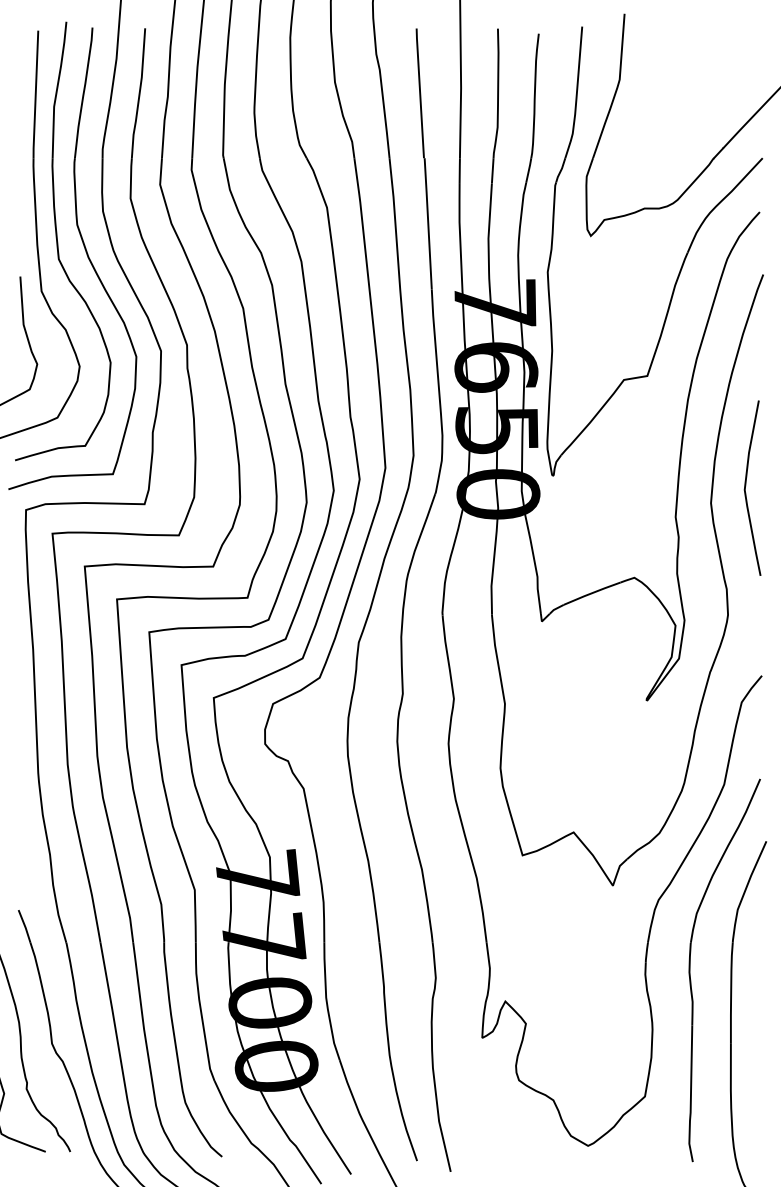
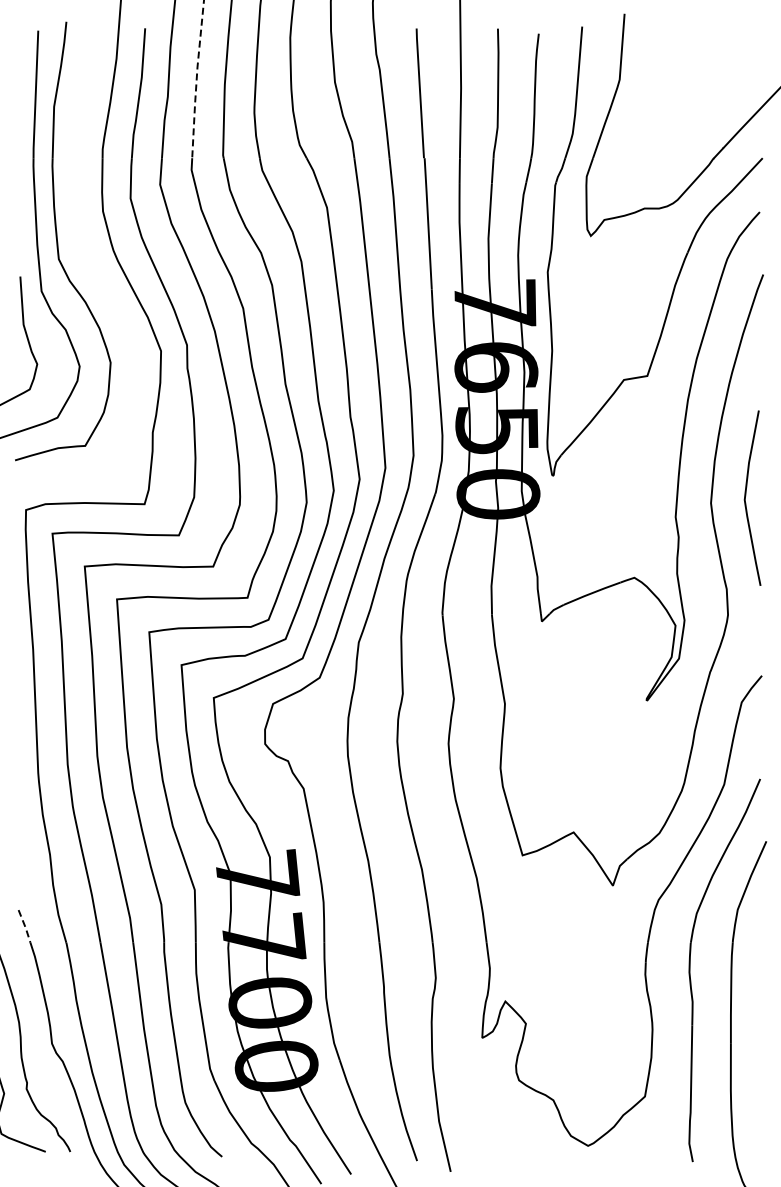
line: solid -> dashed (196, 79)
part: present -> none (85, 252)
curve position: (746, 485) -> (746, 495) (746, 495)
line: solid -> dashed (25, 927)
